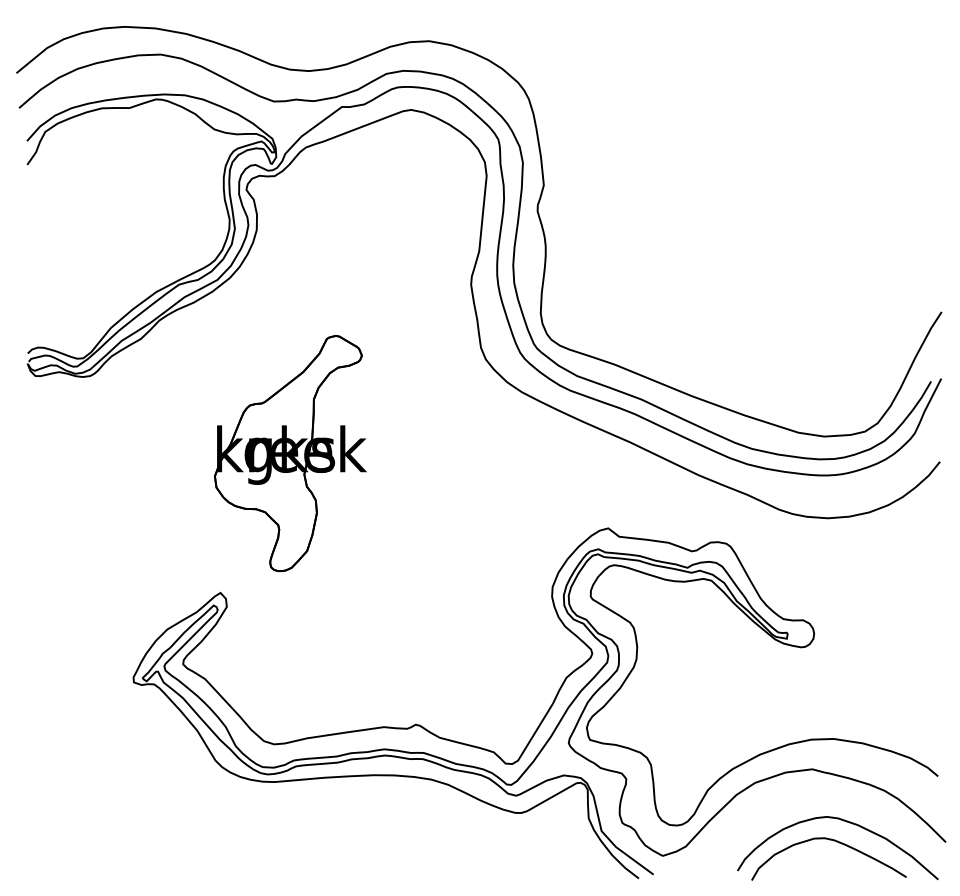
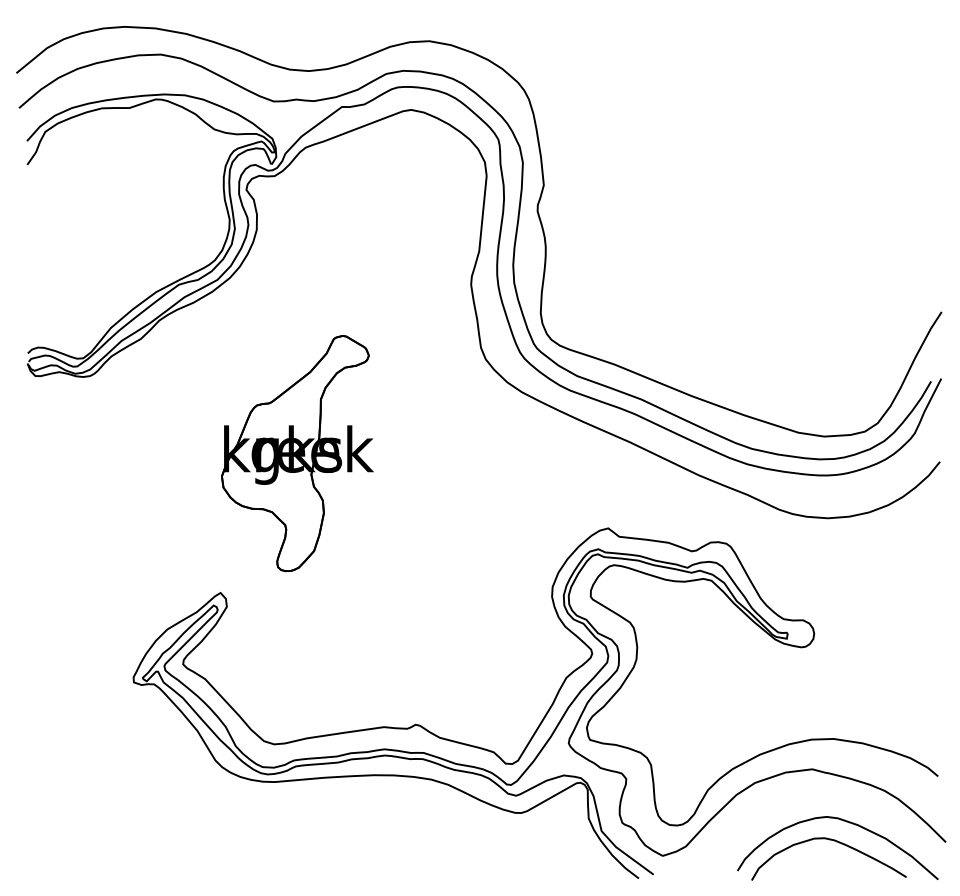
part position: (290, 453) -> (297, 453) (297, 453)
